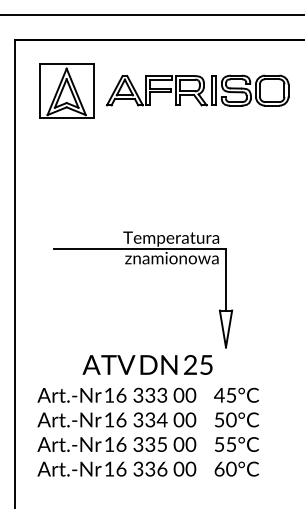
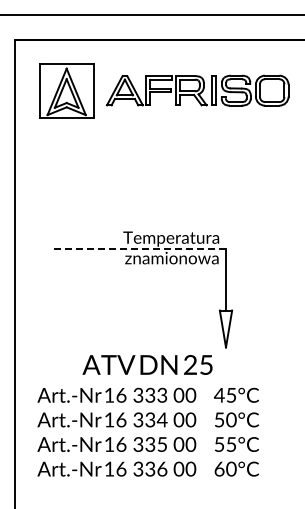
line: solid -> dashed (140, 249)
